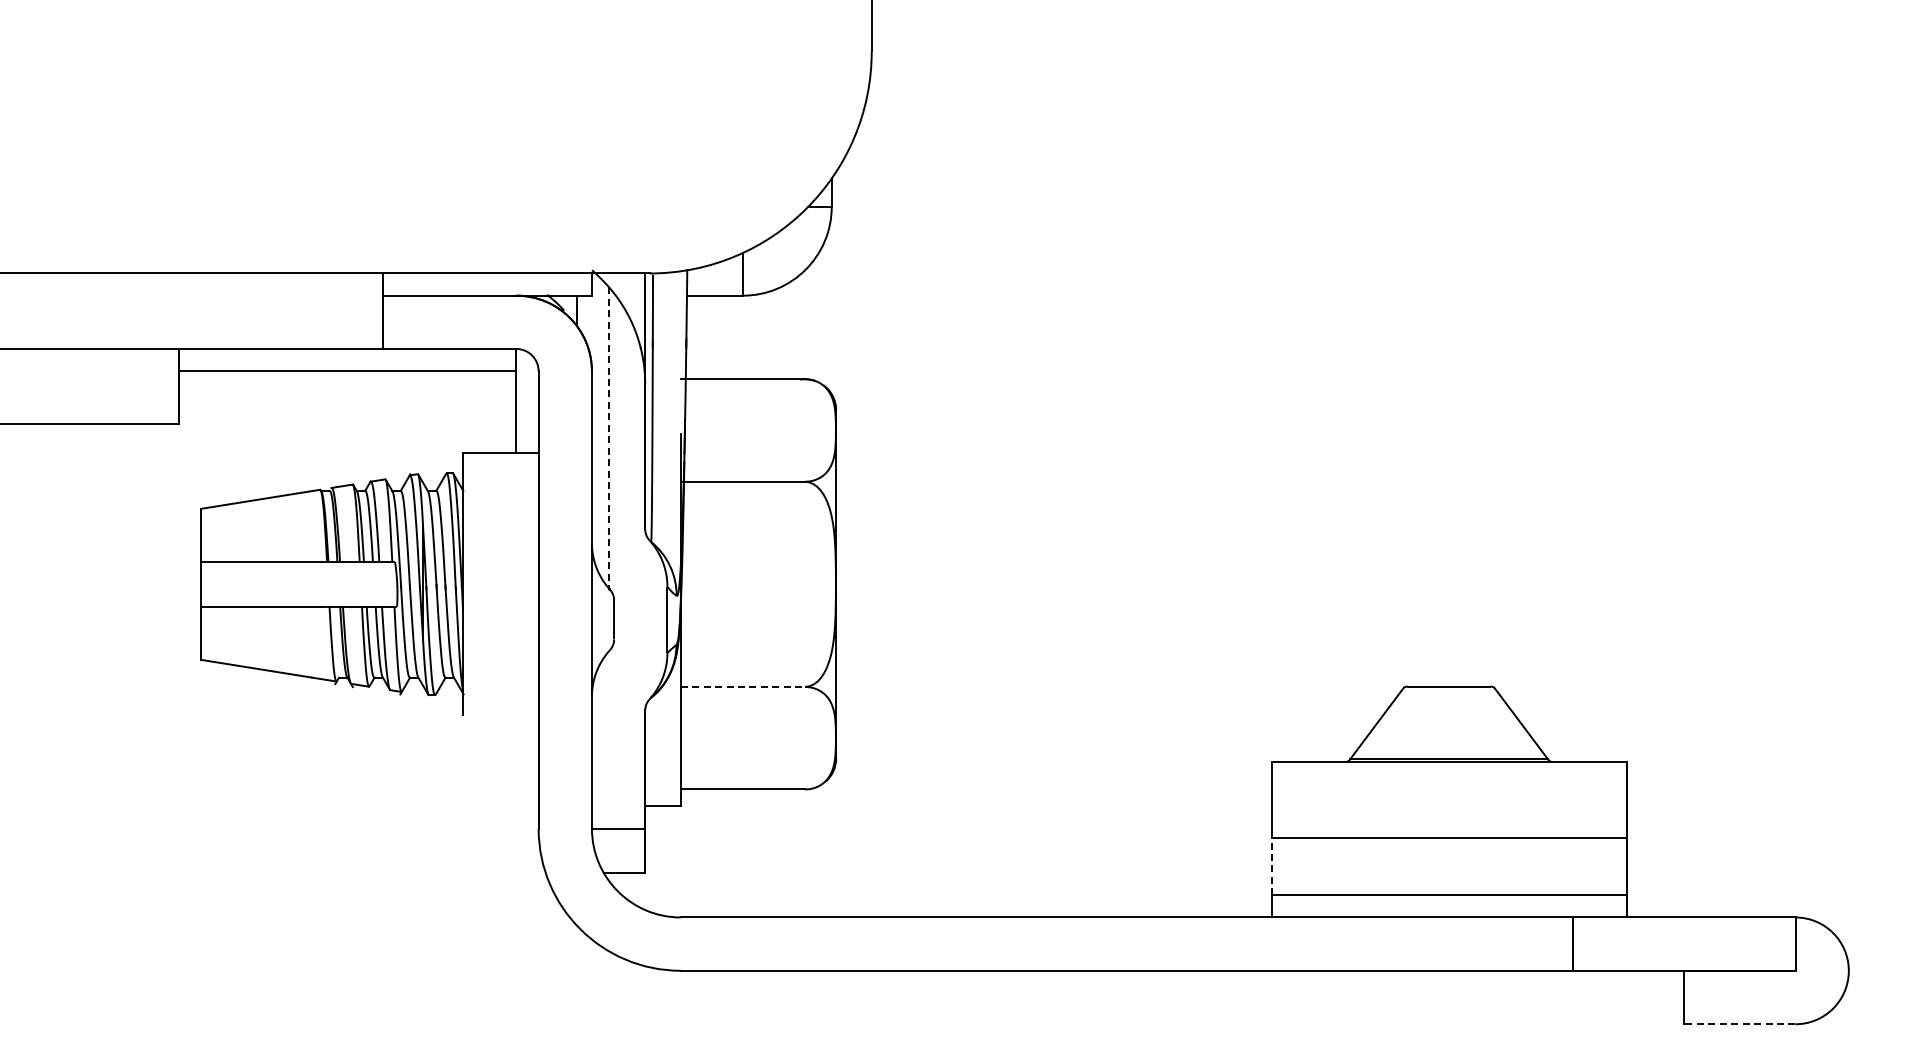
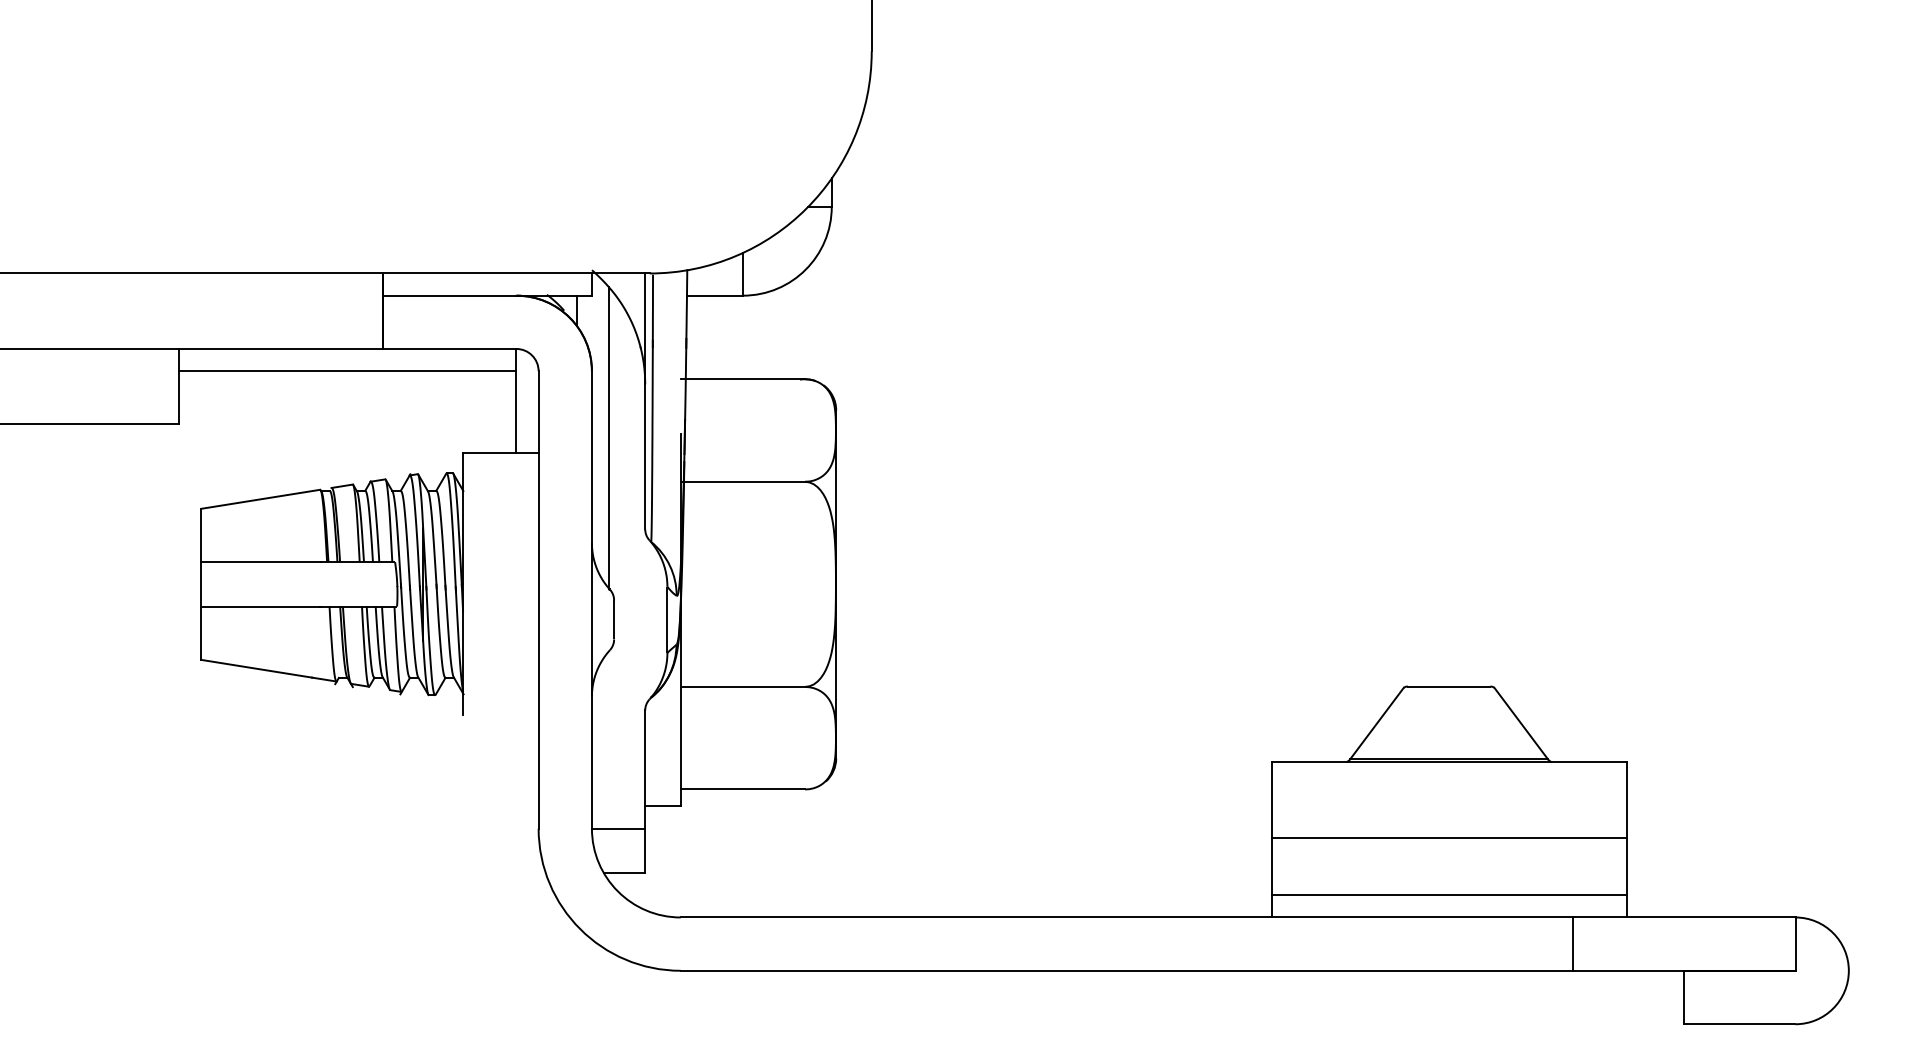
line: dashed -> solid (609, 438)
line: dashed -> solid (743, 686)
line: dashed -> solid (1271, 866)
line: dashed -> solid (1739, 1024)
